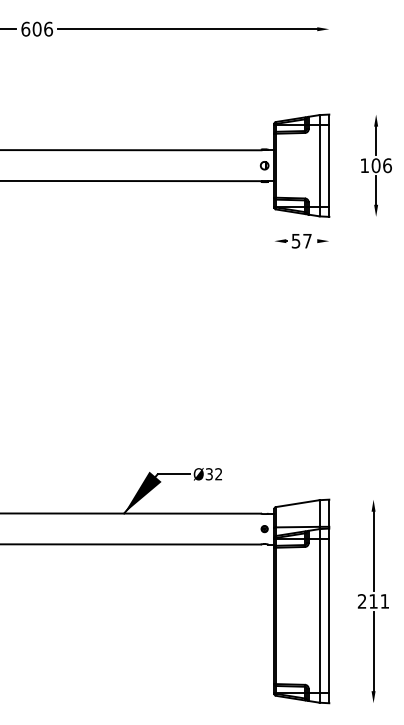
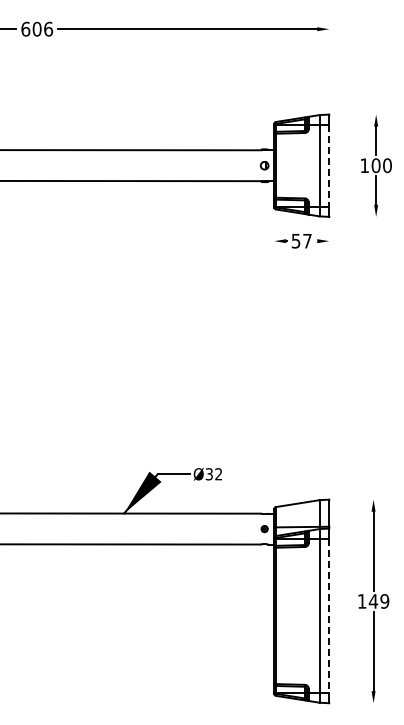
text: 106 -> 100 (387, 165)
line: solid -> dashed (329, 166)
text: 211 -> 149 (373, 601)
line: solid -> dashed (329, 616)
